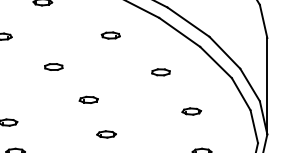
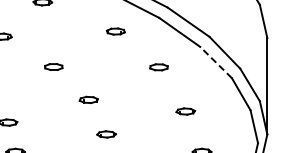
part position: (110, 35) -> (115, 31) (115, 31)
line: solid -> dashed (215, 62)
part position: (160, 72) -> (158, 67) (158, 67)
part position: (191, 111) -> (185, 111) (185, 111)
